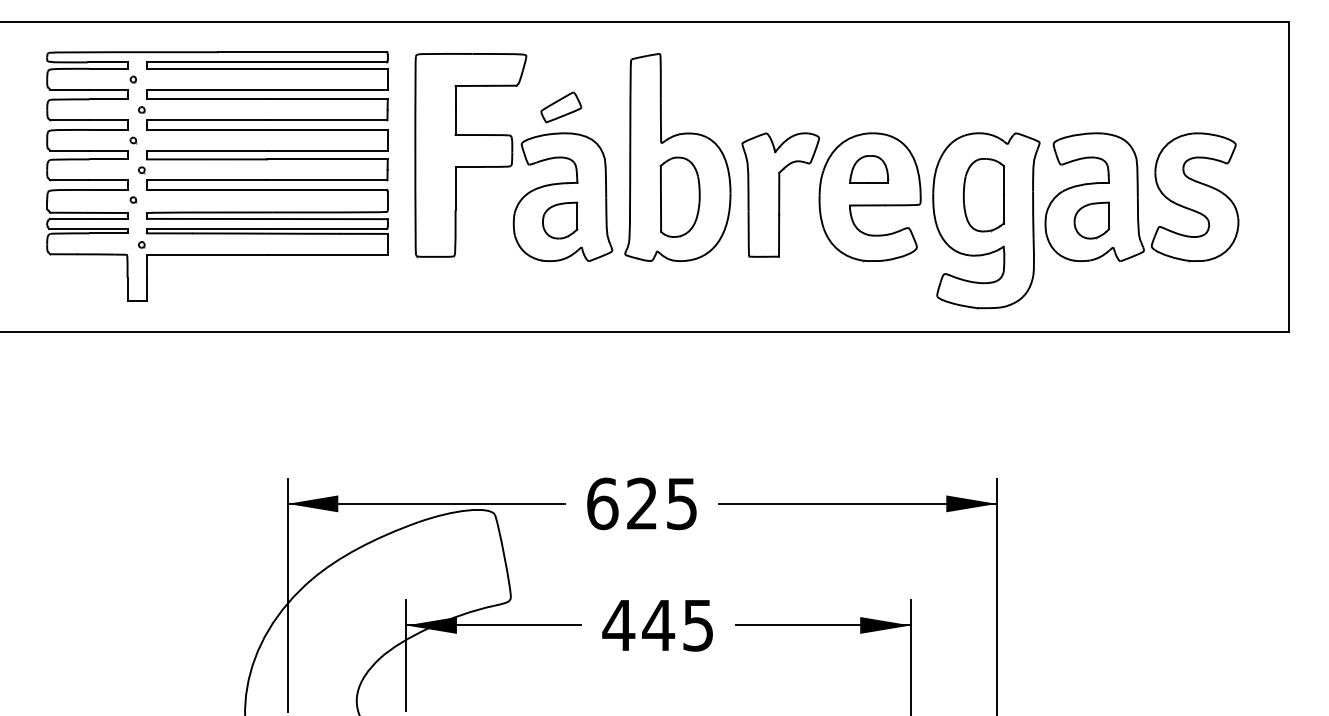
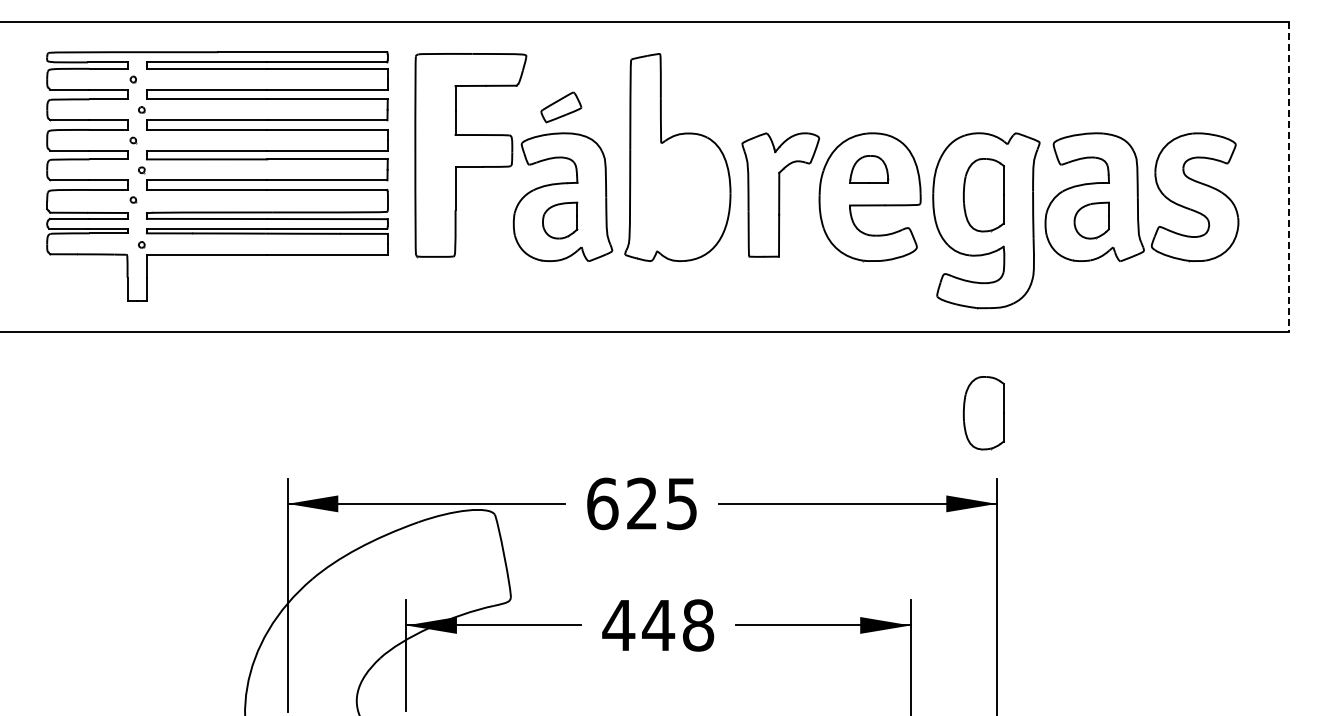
line: solid -> dashed (1289, 177)
part: present -> none (679, 196)
part: none -> present (983, 413)
text: 445 -> 448 (698, 625)
